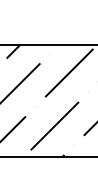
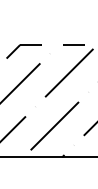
line: solid -> dashed (48, 44)
